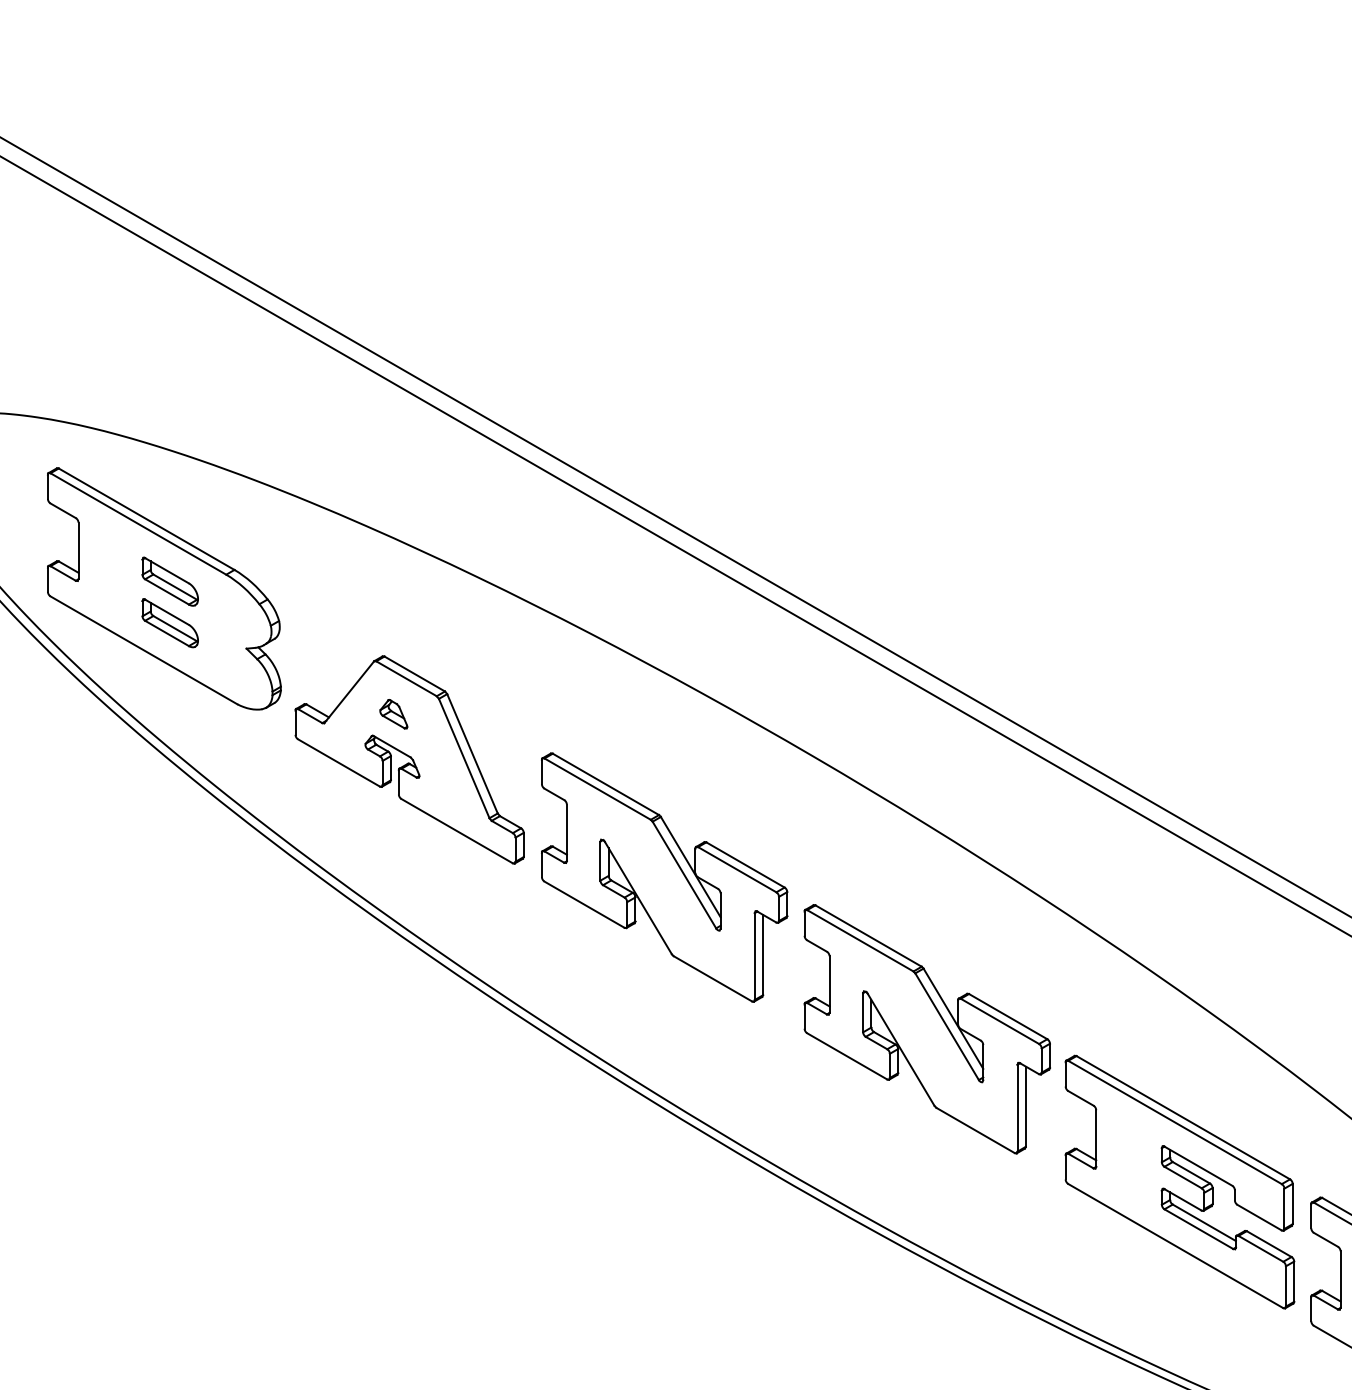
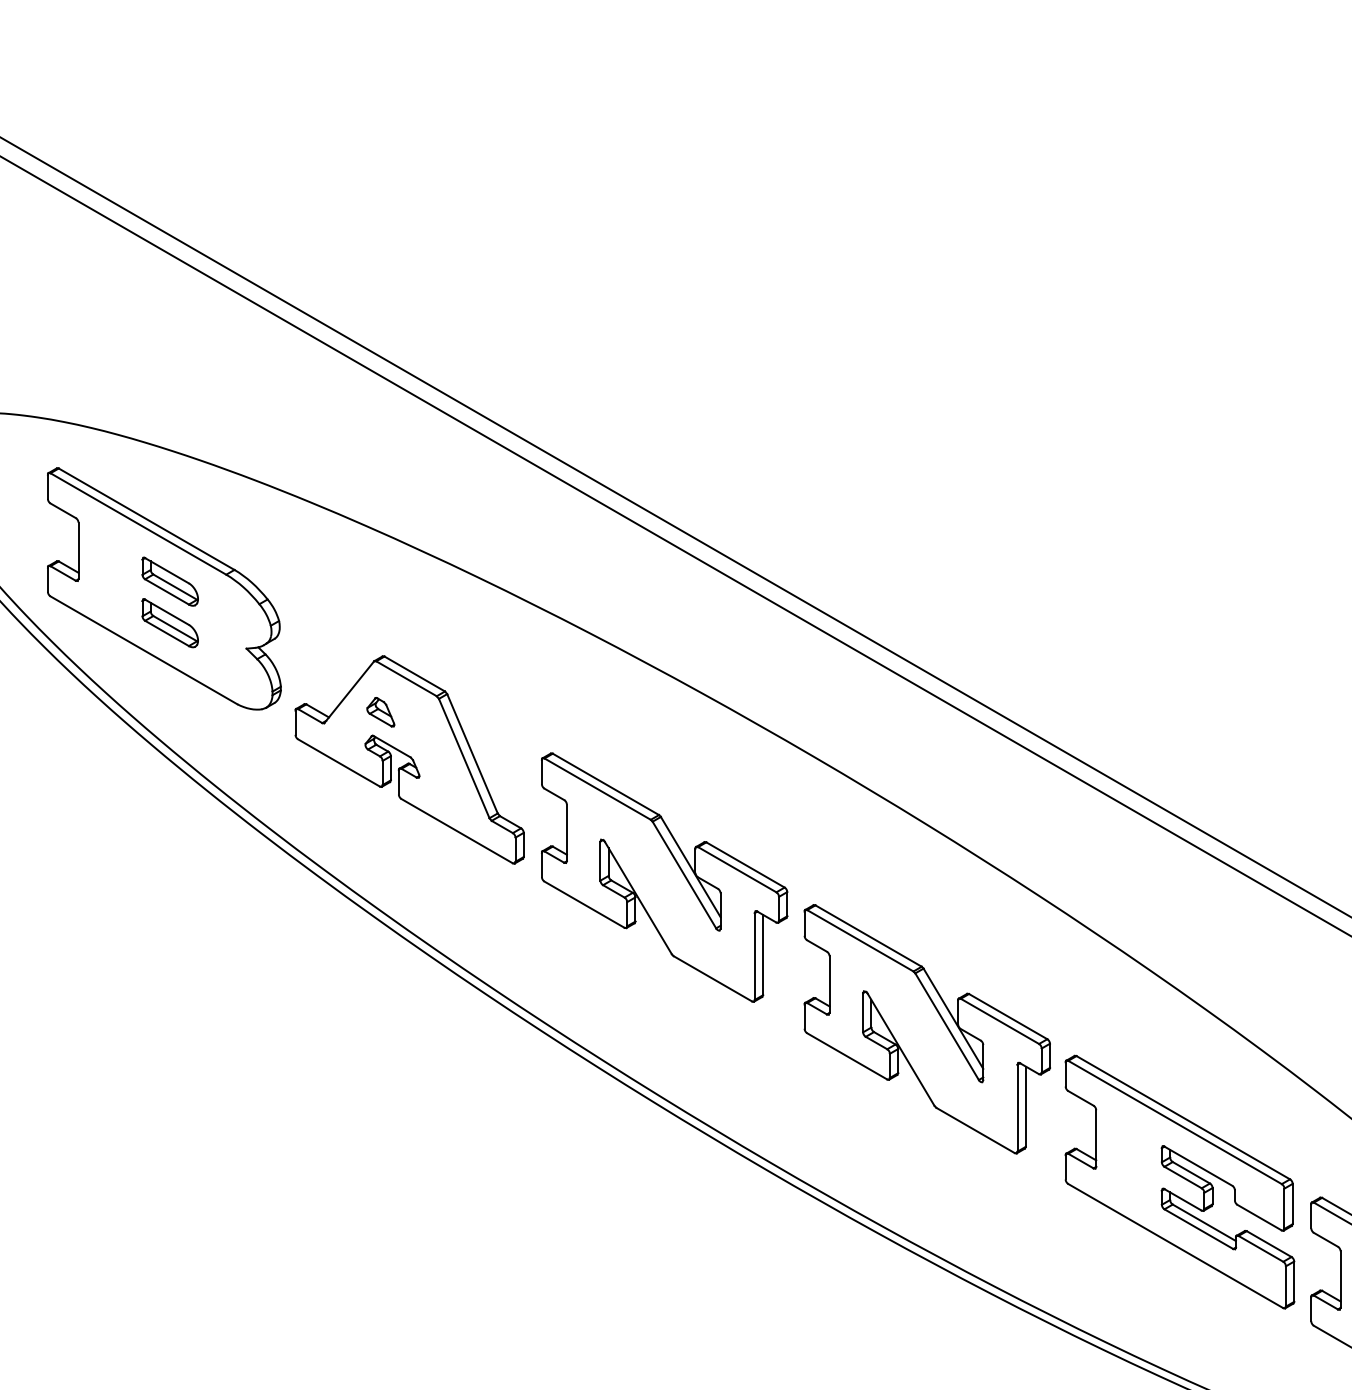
part position: (393, 714) -> (380, 712) (380, 712)
